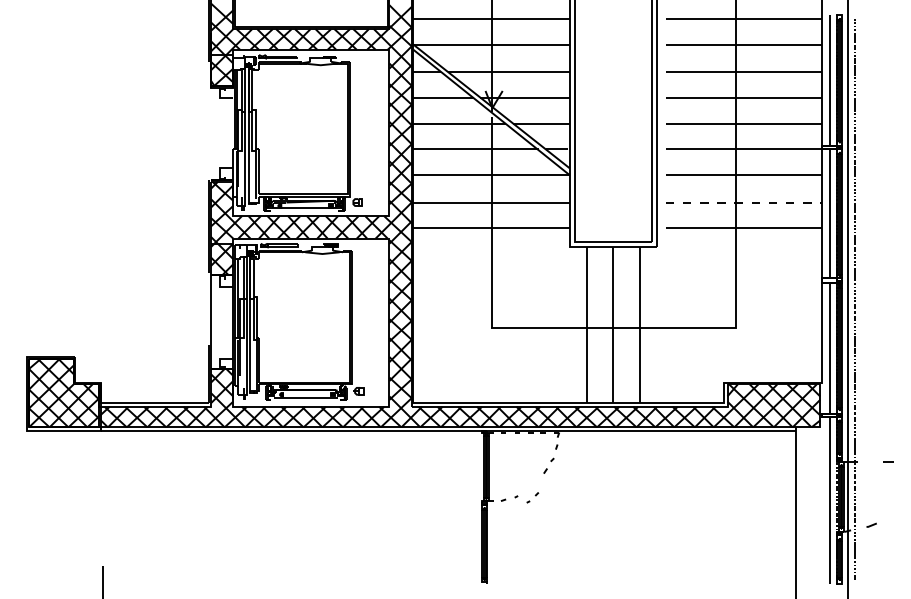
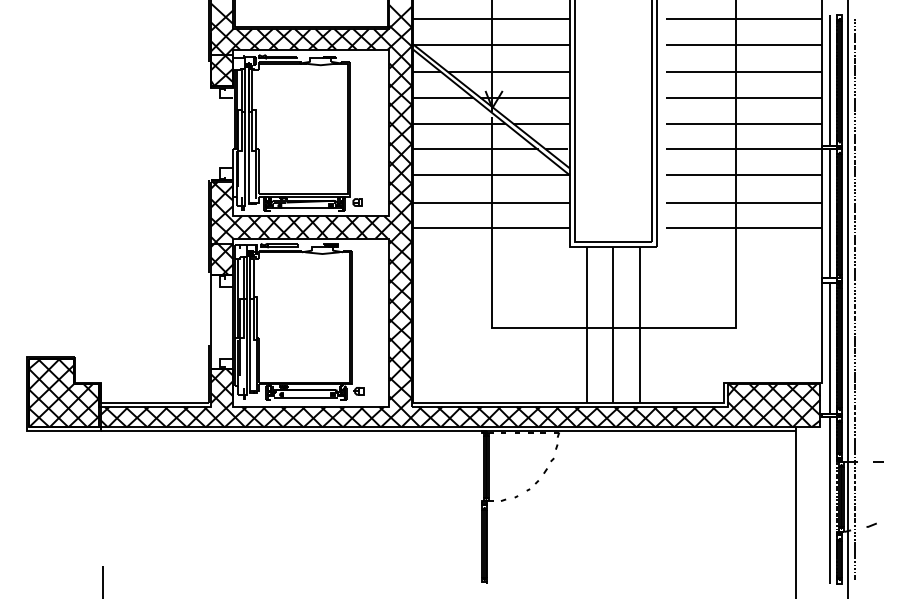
line: dashed -> solid (744, 202)
line position: (888, 461) -> (878, 461) (878, 461)
part position: (532, 497) -> (532, 485) (532, 485)
